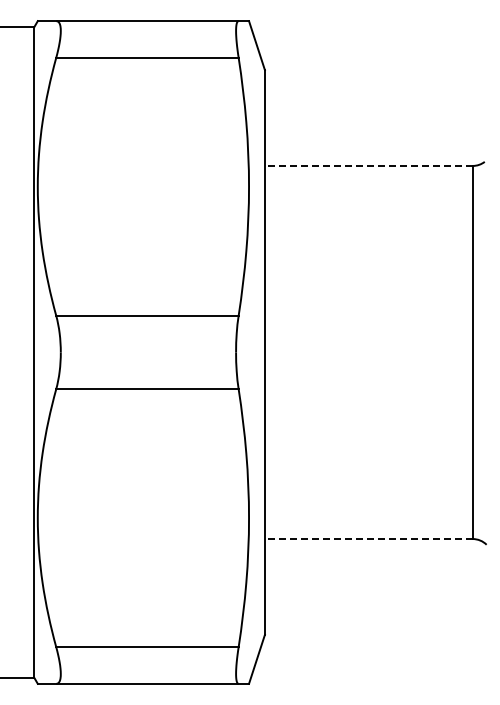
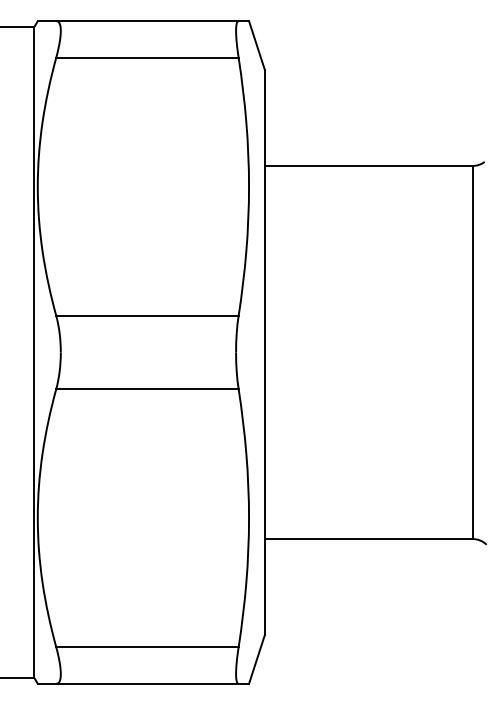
line: dashed -> solid (368, 165)
line: dashed -> solid (368, 539)
